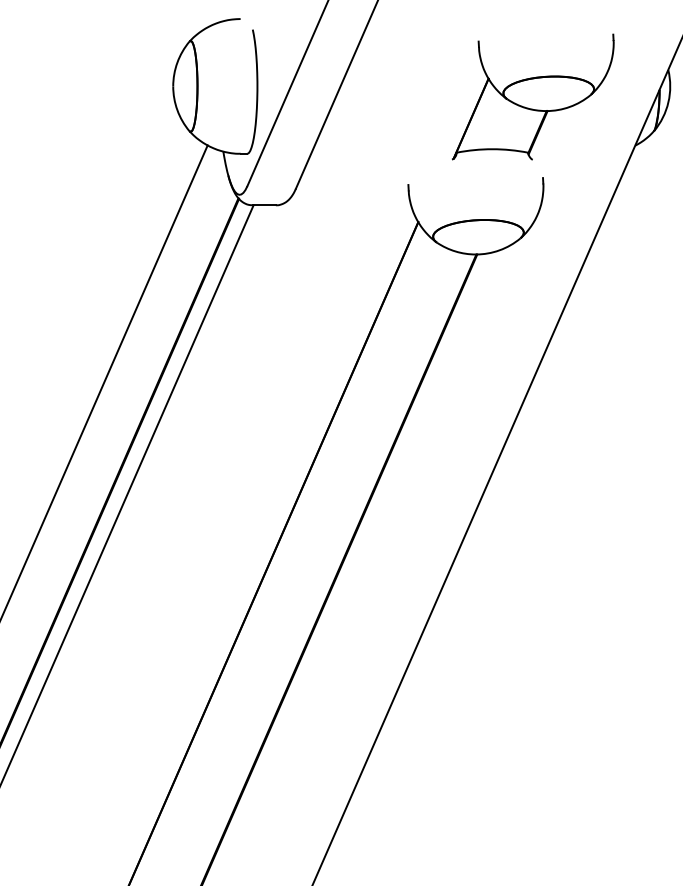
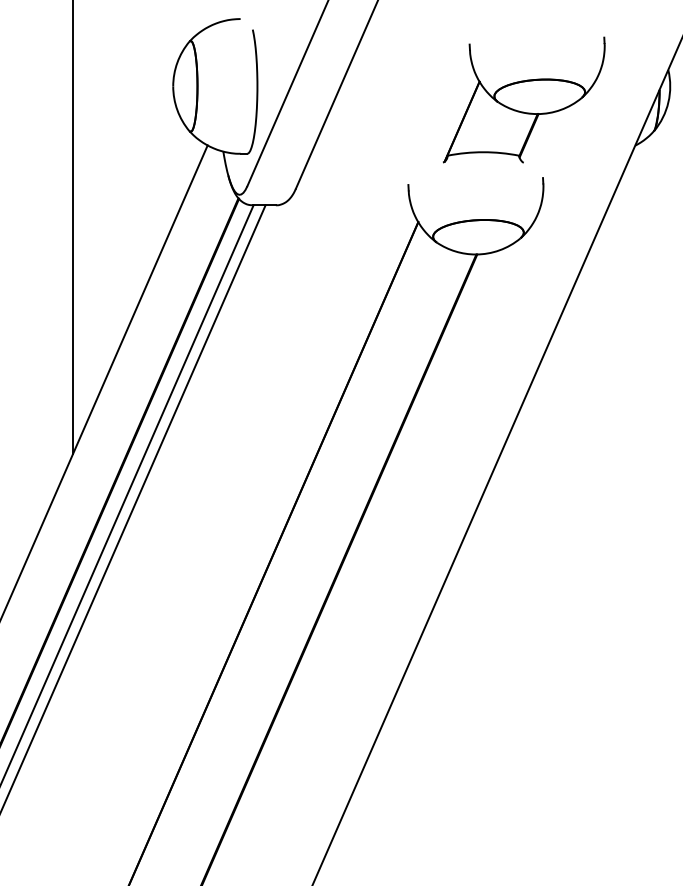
part position: (533, 96) -> (524, 99) (524, 99)
line: none -> present (72, 228)
line: none -> present (133, 507)
